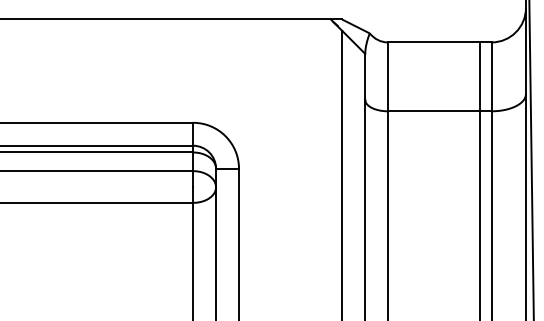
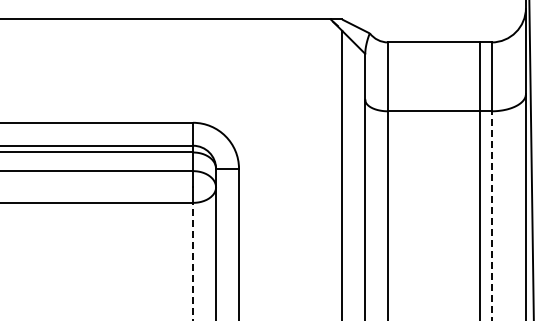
line: solid -> dashed (491, 215)
line: solid -> dashed (193, 261)
